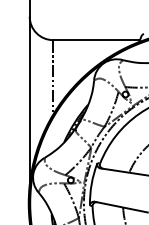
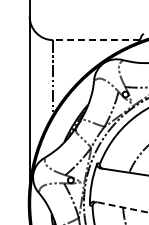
line: solid -> dashed (96, 40)
line: solid -> dashed (120, 207)
